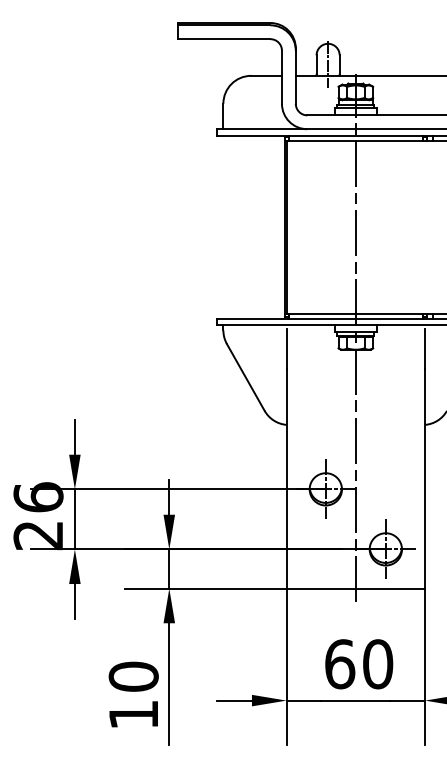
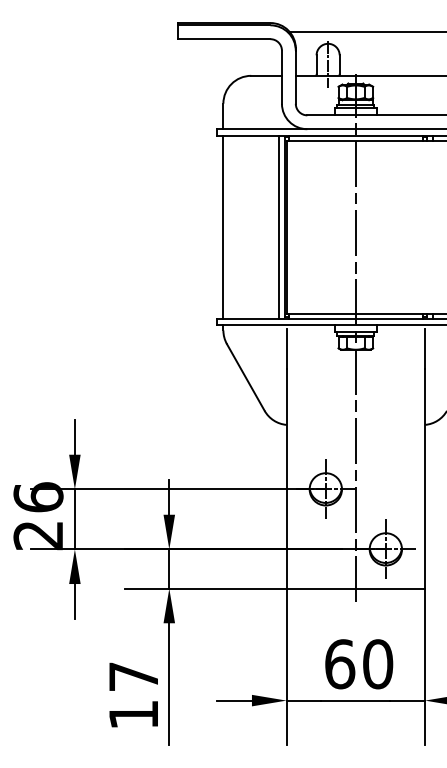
line: none -> present (366, 32)
line: none -> present (223, 227)
line: none -> present (279, 227)
text: 10 -> 17 (133, 676)
